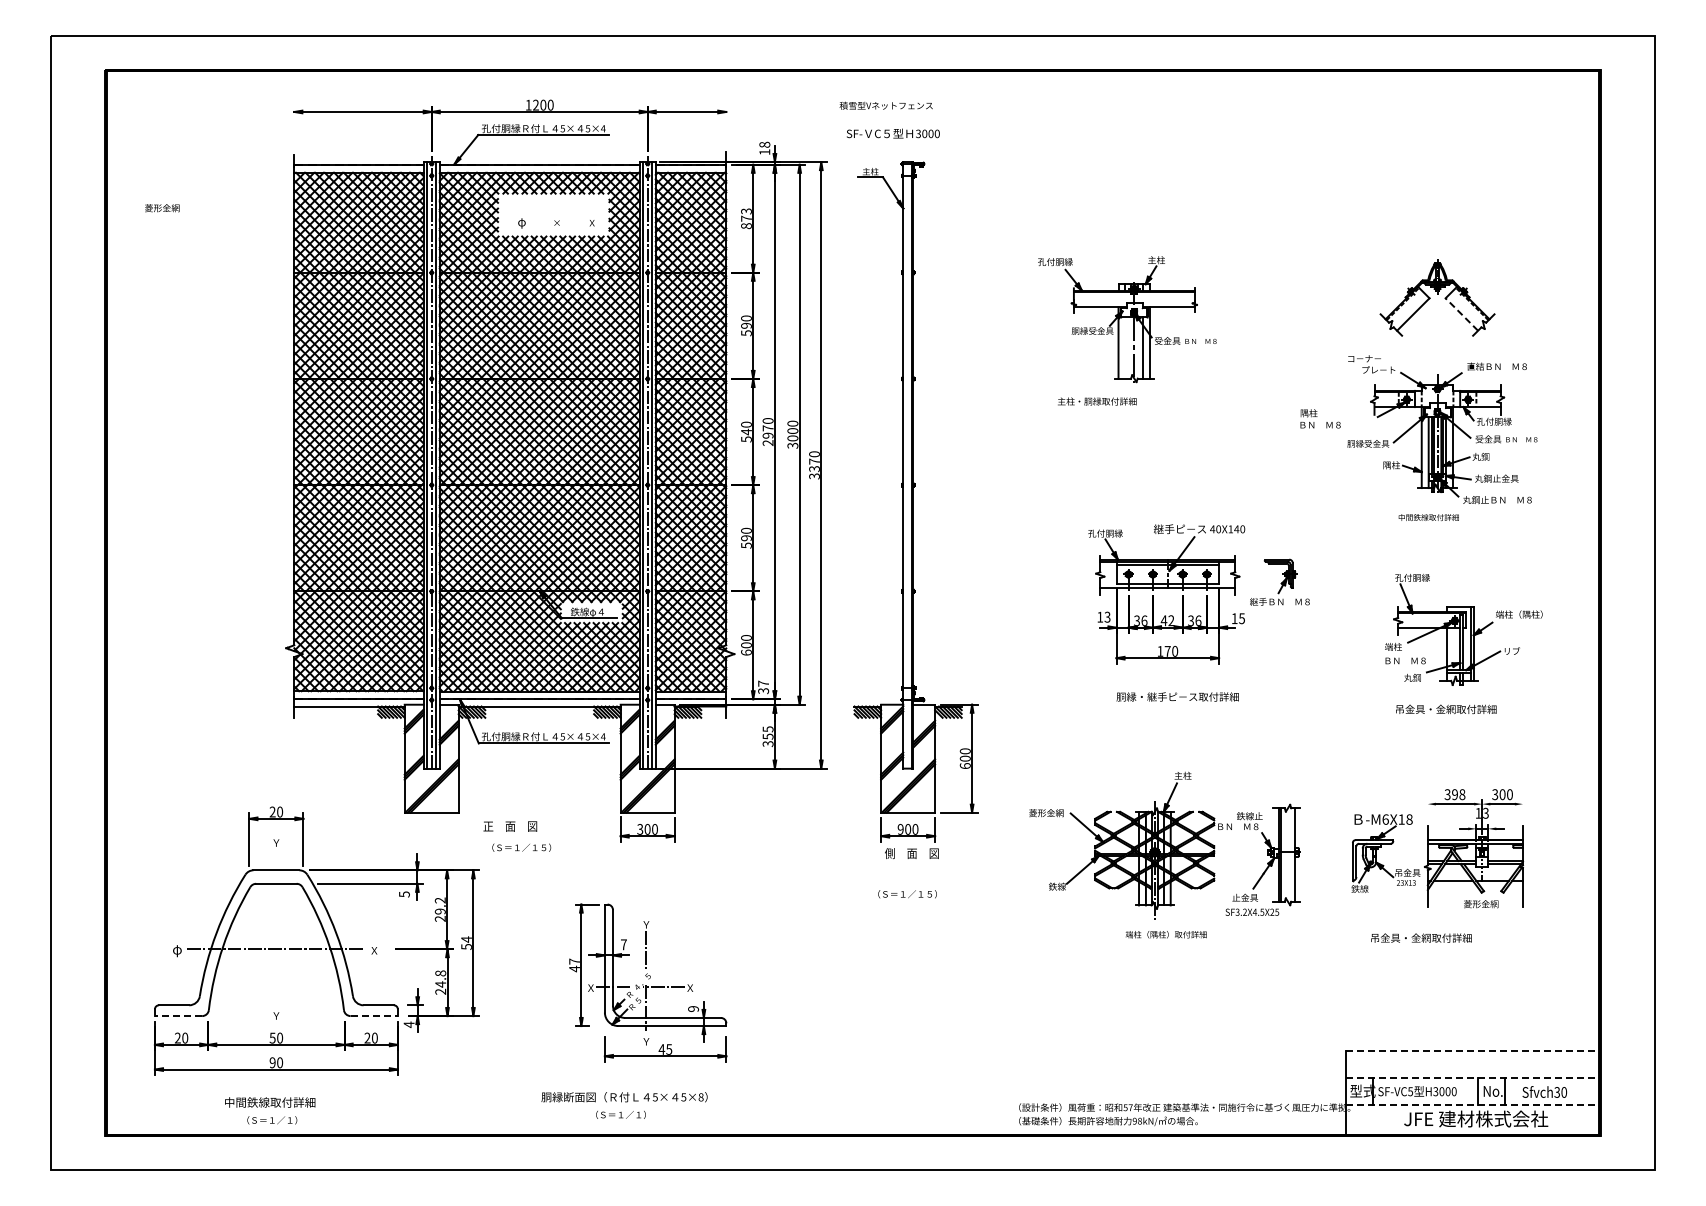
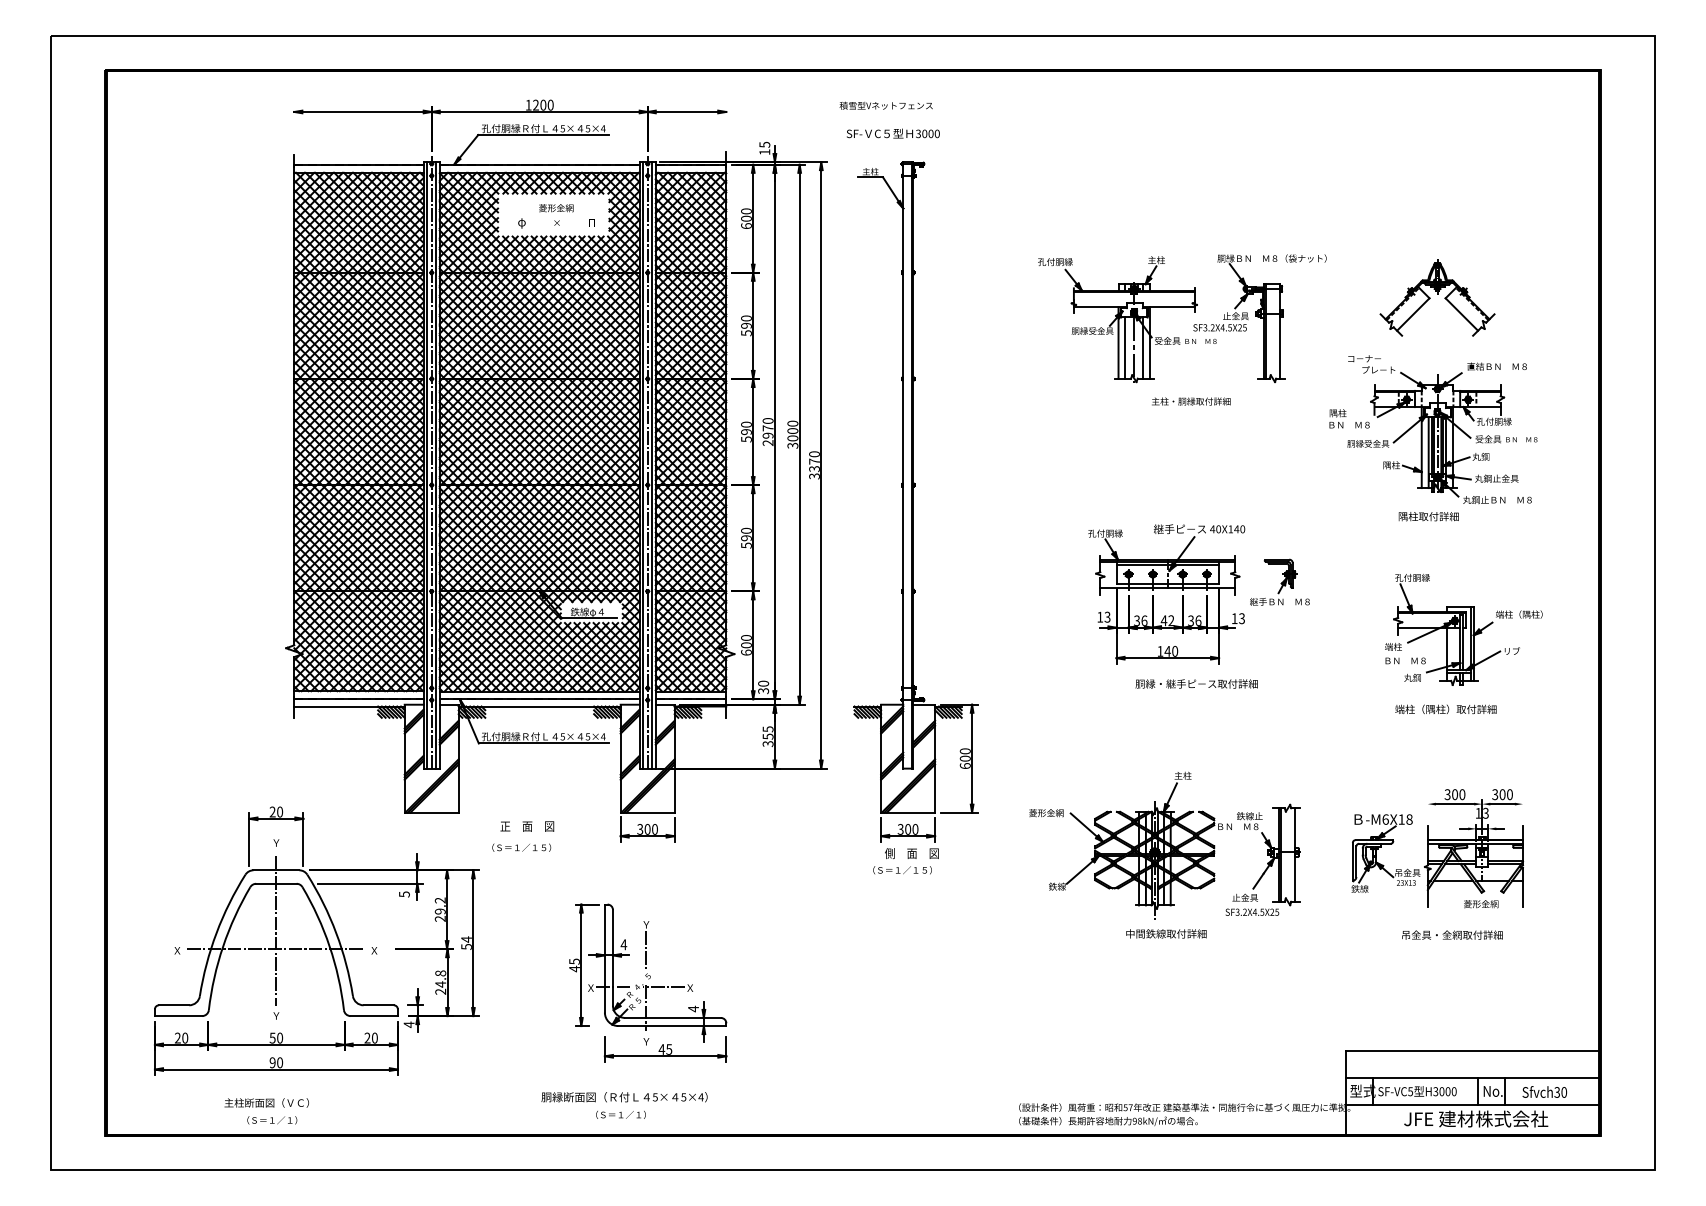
text: 18 -> 15 (764, 144)
text position: (162, 208) -> (556, 208) (556, 208)
text: 873 -> 600 (746, 218)
text: Ｘ -> 目 (591, 222)
line: dashed -> solid (1461, 314)
part: none -> present (1259, 318)
line: none -> present (1125, 347)
text position: (1097, 401) -> (1191, 401) (1191, 401)
text position: (1320, 418) -> (1349, 418) (1349, 418)
text: 540 -> 590 (746, 431)
text: 中間鉄線取付詳細 -> 隅柱取付詳細 (1428, 516)
text: 15 -> 13 (1241, 617)
text: 170 -> 140 (1167, 651)
text: 37 -> 30 (763, 683)
text position: (1177, 696) -> (1196, 683) (1196, 683)
text: 吊金具・金網取付詳細 -> 端柱（隅柱）取付詳細 (1425, 709)
text: 398 -> 300 (1458, 794)
text position: (510, 826) -> (527, 826) (527, 826)
text: 900 -> 300 (900, 829)
text position: (907, 894) -> (902, 870) (902, 870)
line: none -> present (276, 930)
text: 端柱（隅柱）取付詳細 -> 中間鉄線取付詳細 (1165, 933)
text position: (1421, 937) -> (1452, 934) (1452, 934)
text: 7 -> 4 (623, 944)
text: φ -> Ｘ (177, 951)
text: 47 -> 45 (574, 961)
text: 9 -> 4 (693, 1008)
line: dashed -> solid (178, 1016)
line: dashed -> solid (374, 1016)
line: dashed -> solid (1472, 1051)
line: dashed -> solid (1472, 1078)
text: 5×8 -> 5×4 (700, 1097)
text: 中間鉄線取付詳細 -> 主柱断面図（ＶＣ） (269, 1102)
line: dashed -> solid (1472, 1105)
